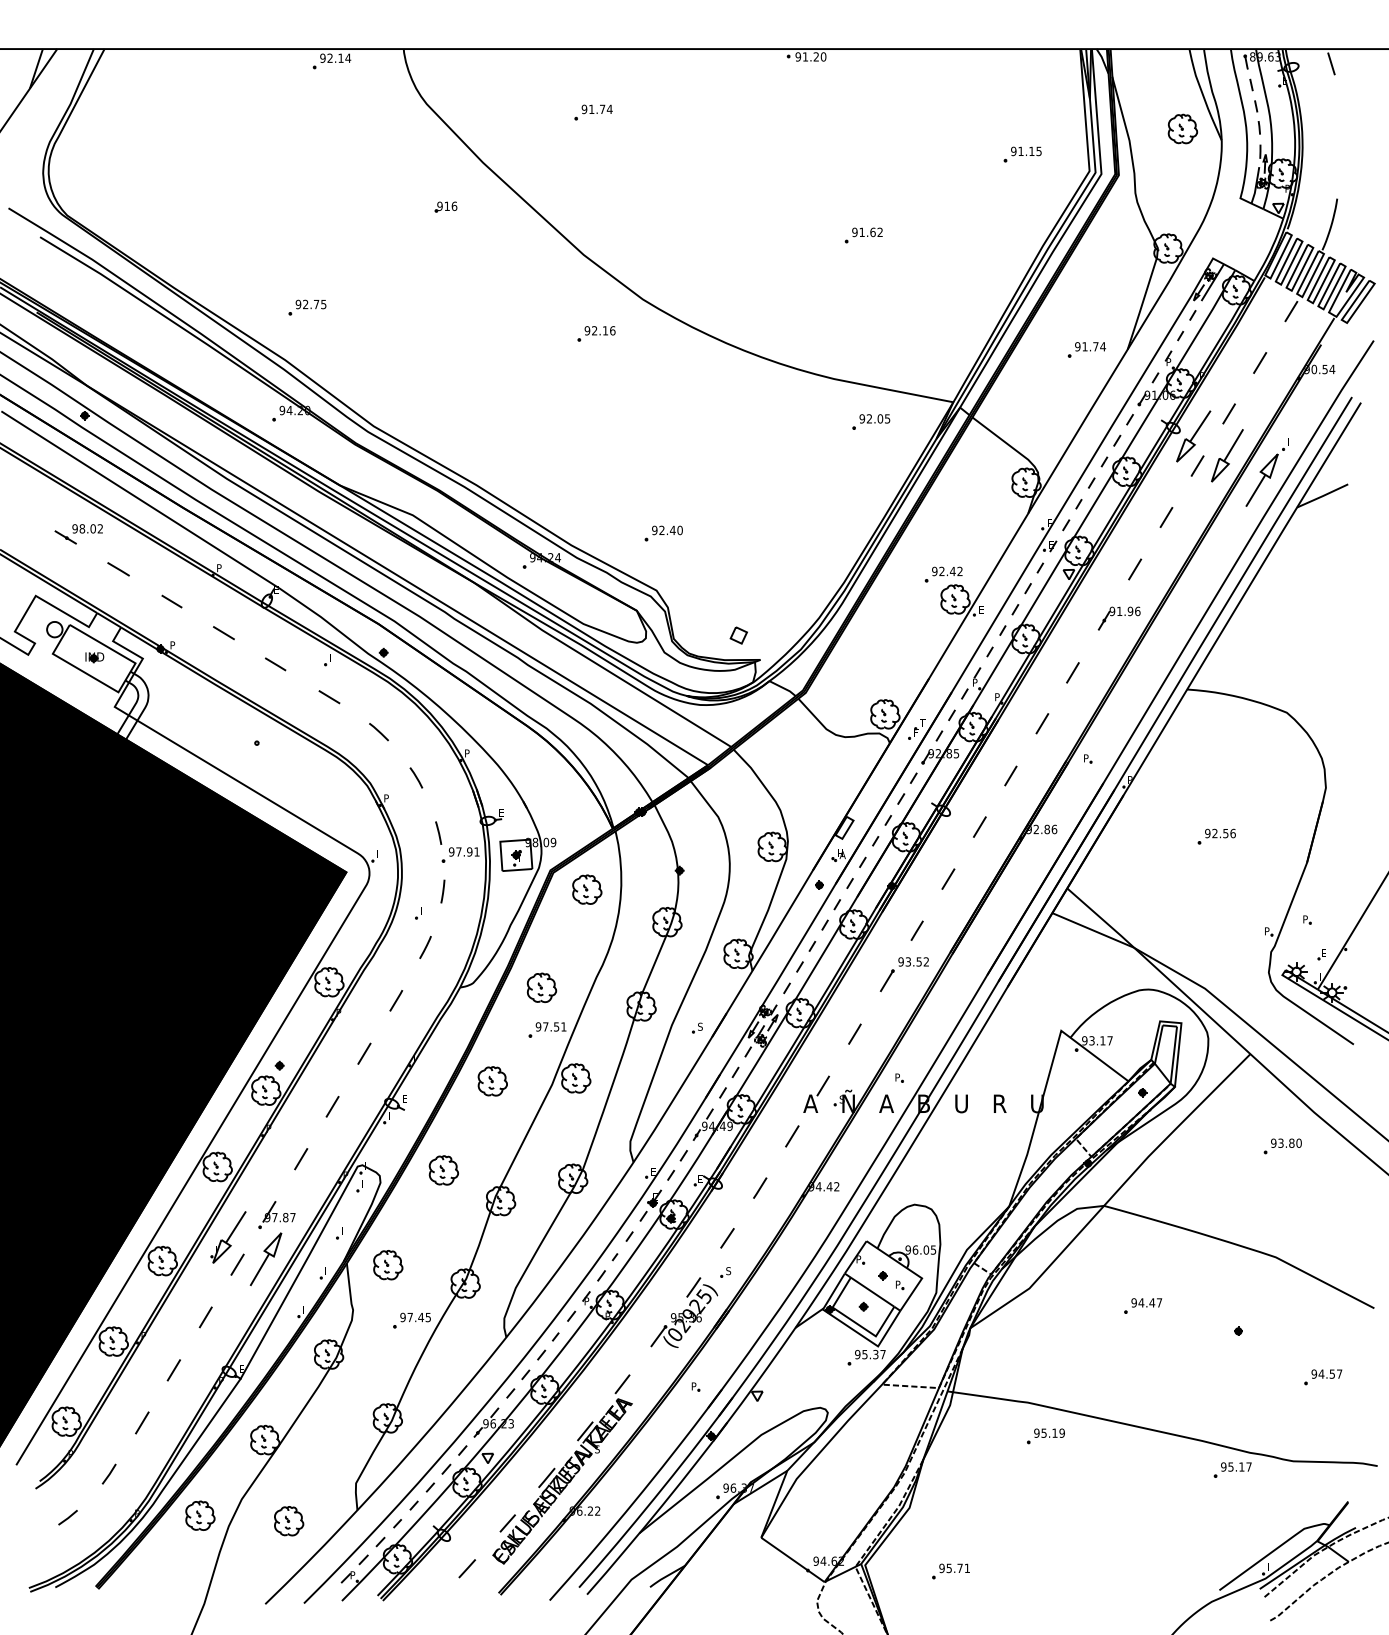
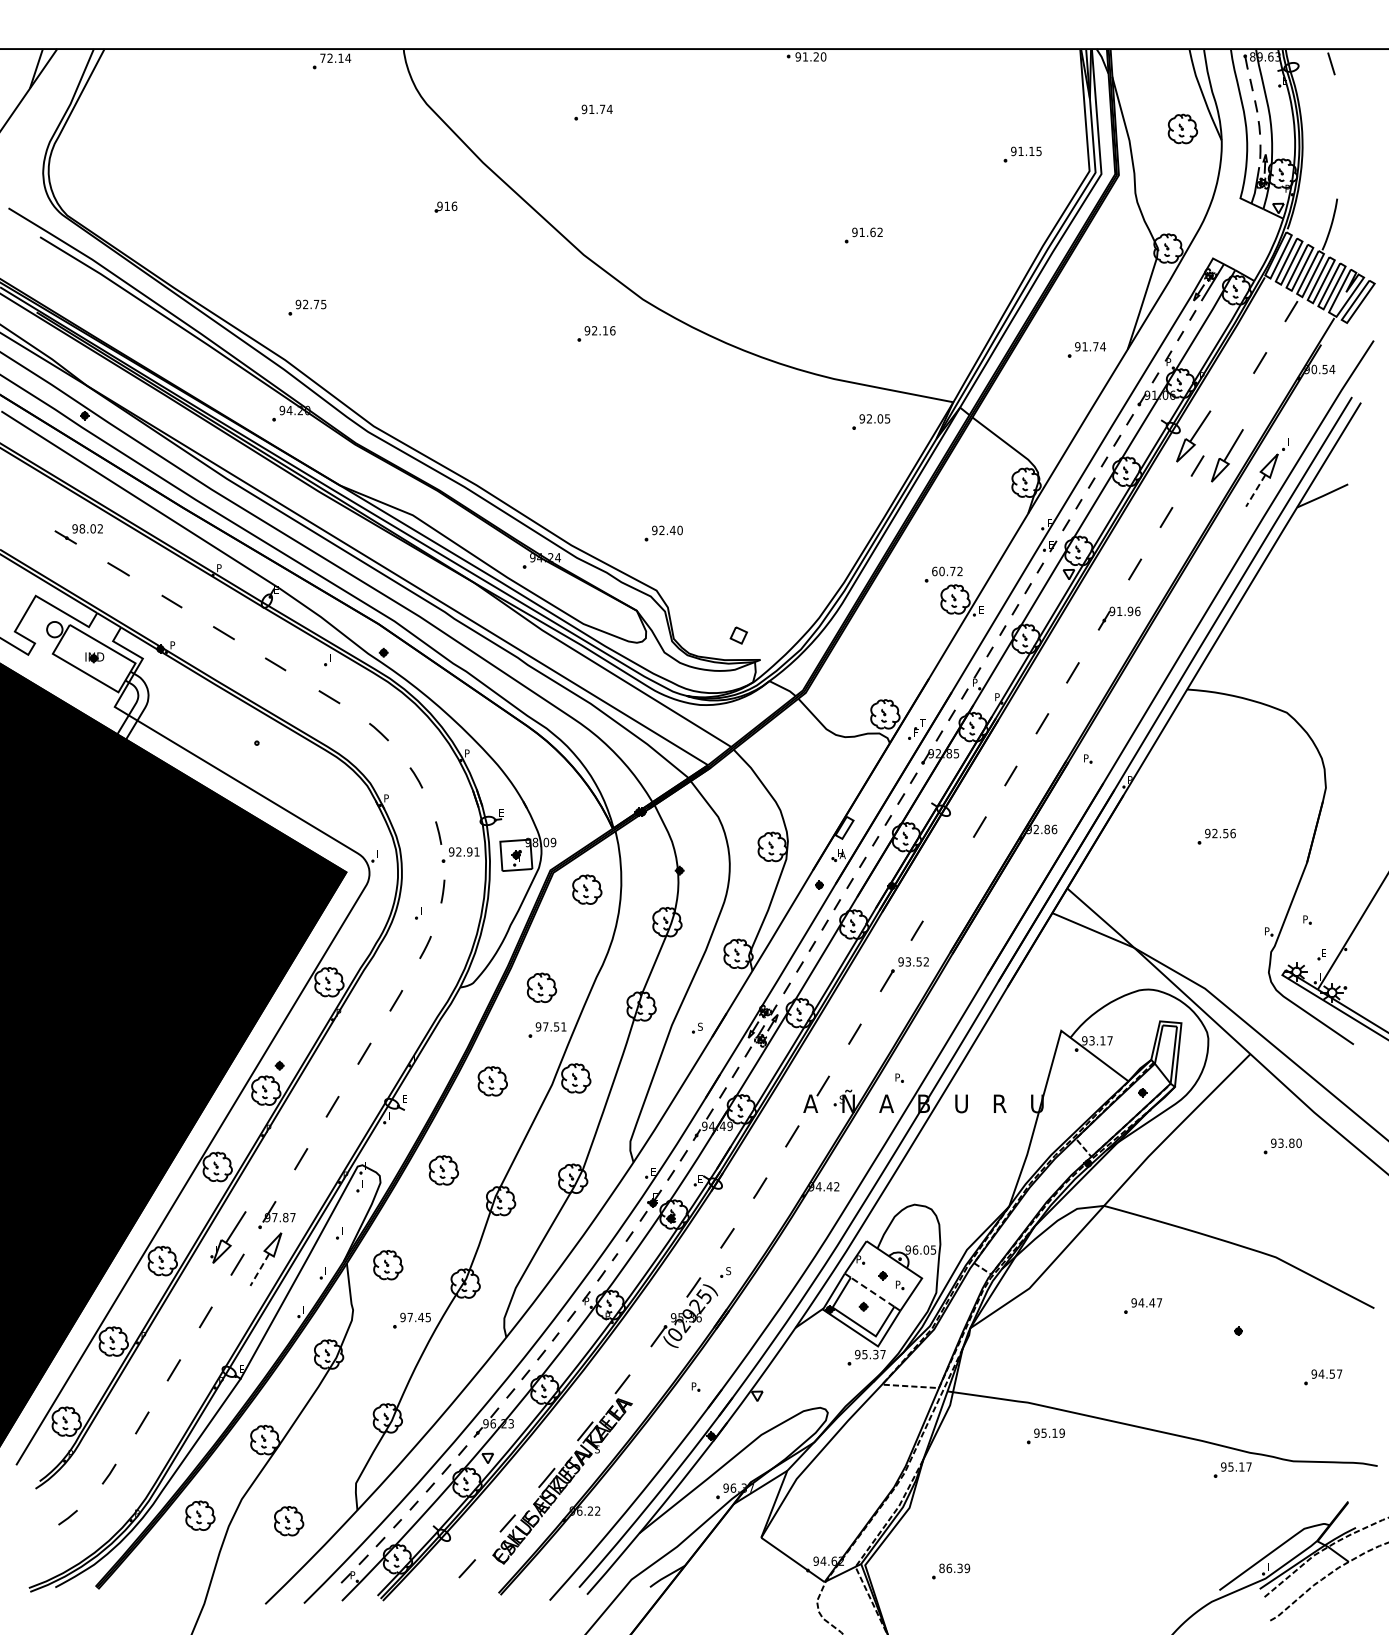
text: 92.14 -> 72.14 (322, 57)
line: present -> none (1228, 413)
line: solid -> dashed (1255, 490)
text: 92.42 -> 60.72 (943, 571)
text: 97.91 -> 92.91 (458, 851)
line: present -> none (948, 878)
line: solid -> dashed (259, 1269)
line: solid -> dashed (872, 1291)
text: 95.71 -> 86.39 (954, 1568)
